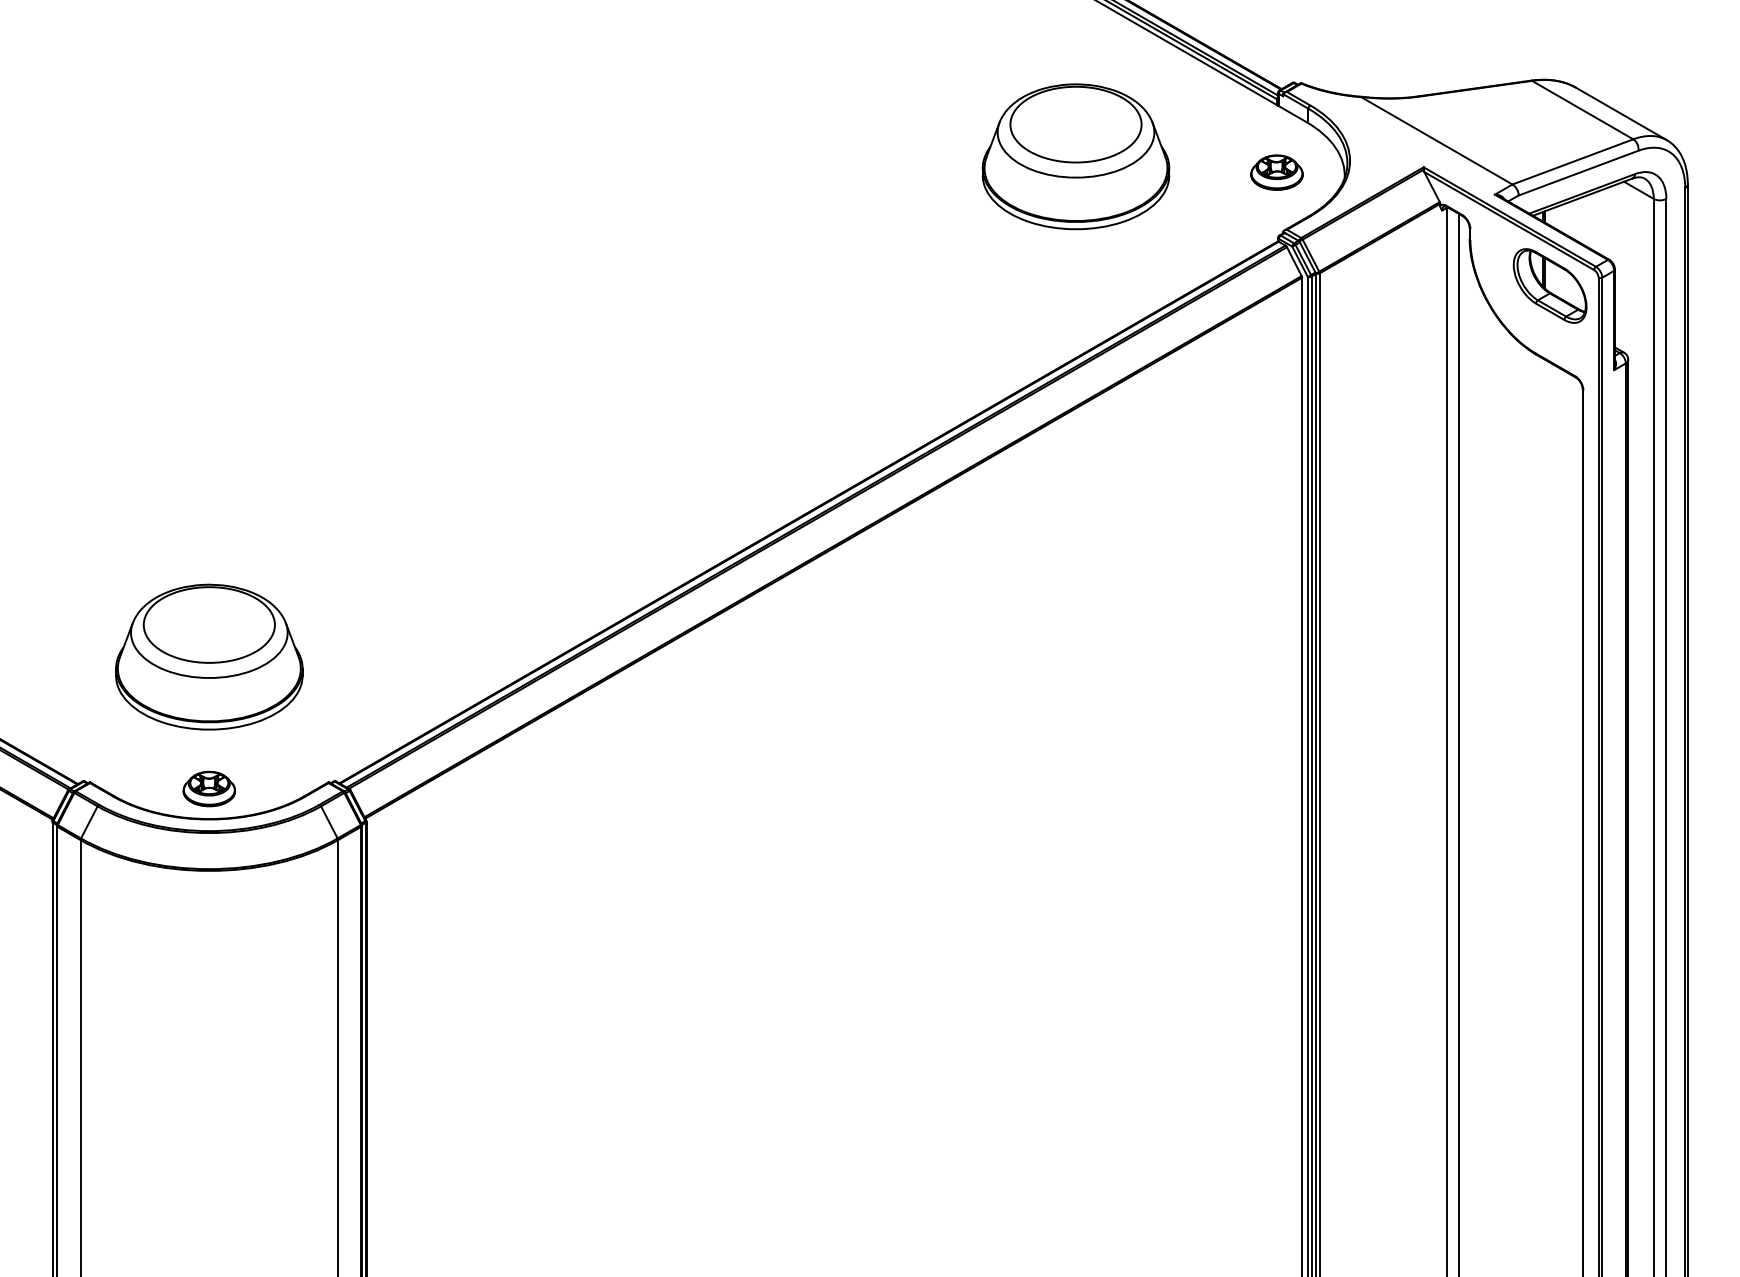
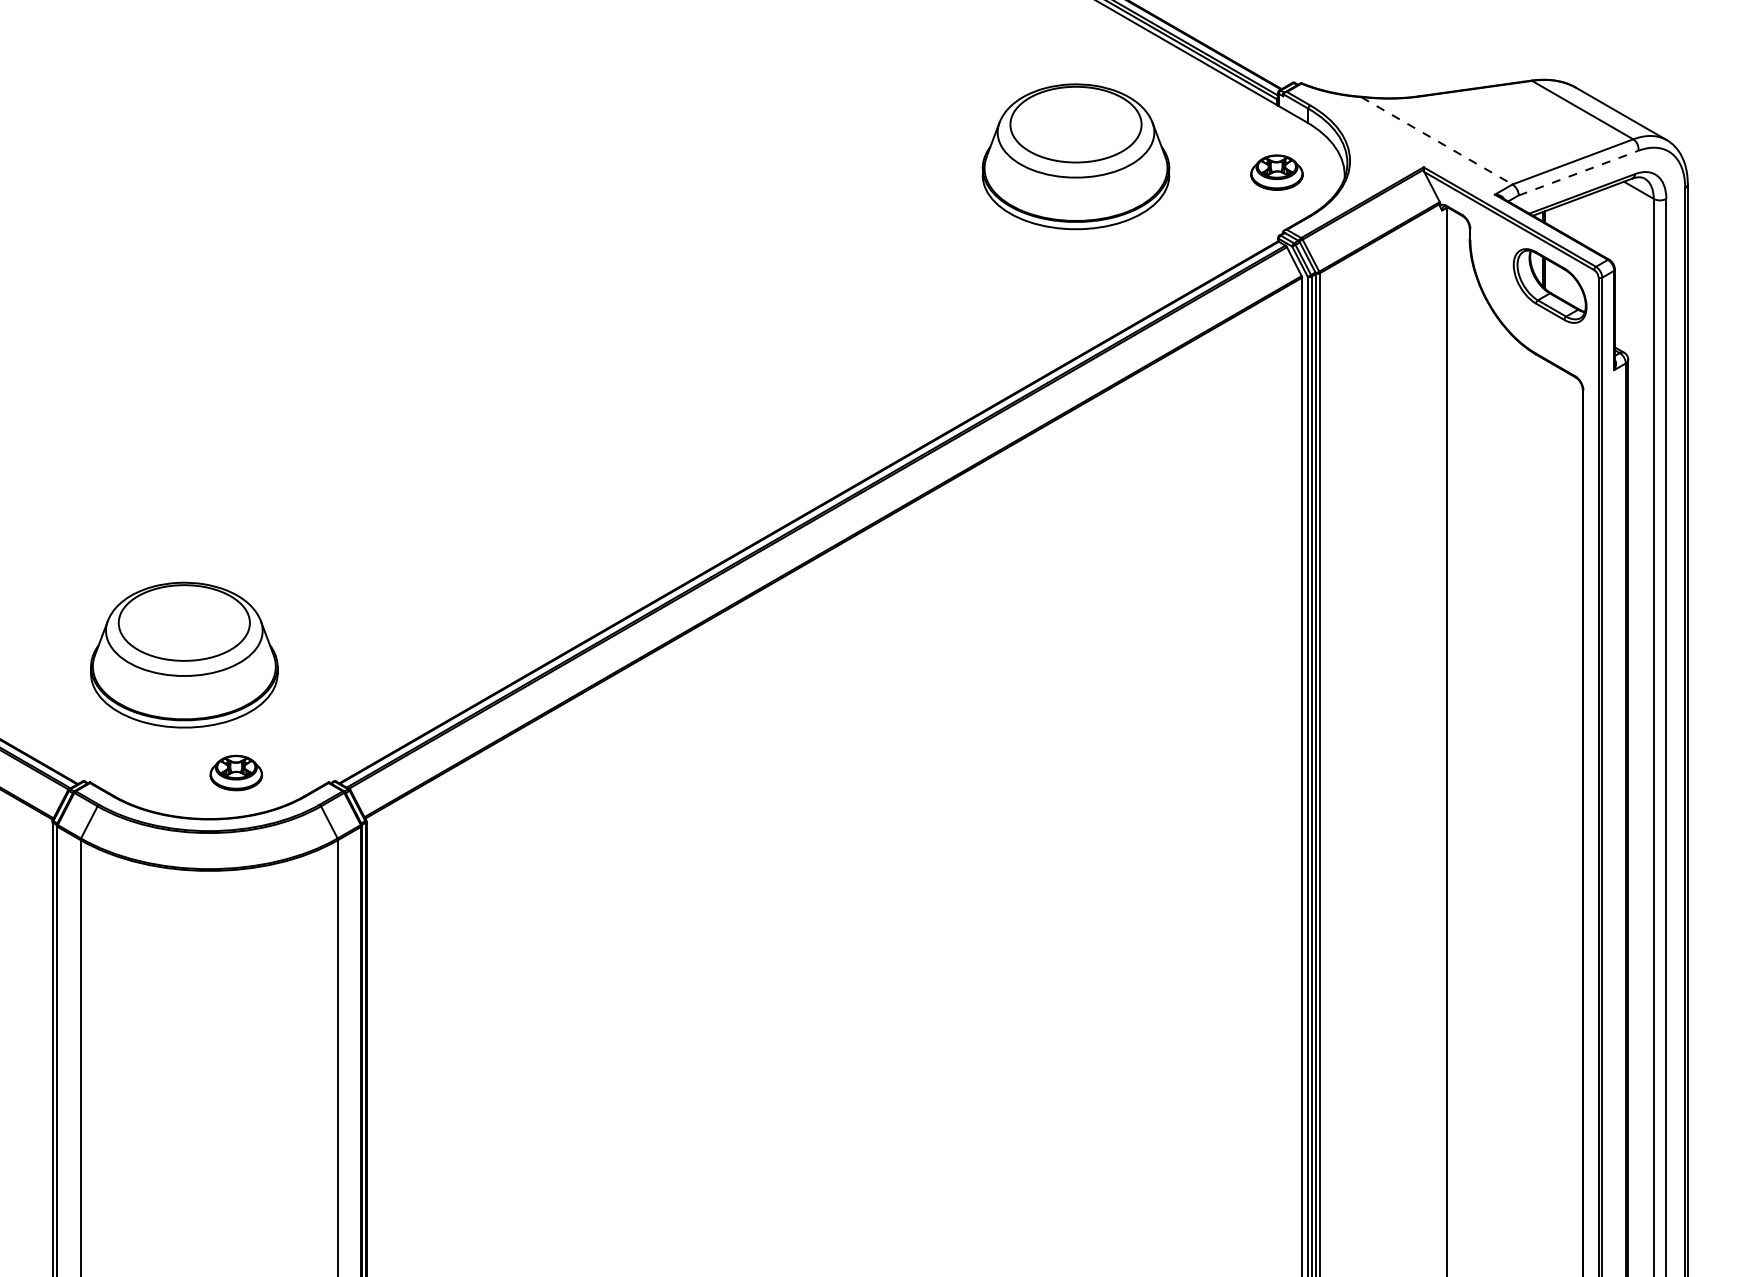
line: solid -> dashed (1437, 141)
line: solid -> dashed (1578, 173)
part position: (209, 656) -> (184, 654) (184, 654)
line: present -> none (1459, 743)
part position: (209, 788) -> (236, 772) (236, 772)
